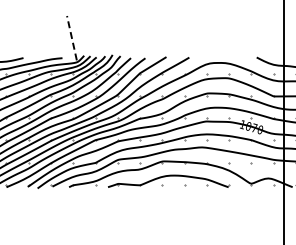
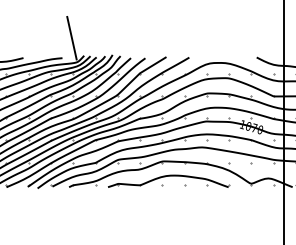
line: dashed -> solid (71, 38)
